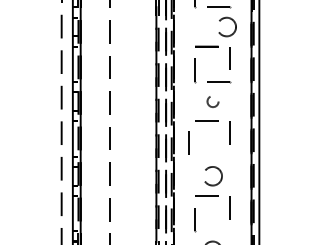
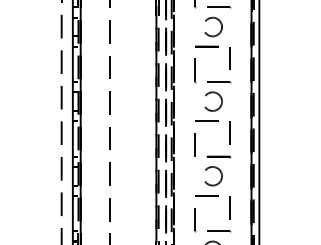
circle position: (227, 26) -> (213, 26) (213, 26)
circle size: 14x12 px -> 19x21 px (213, 101)
line position: (188, 142) -> (194, 144) (194, 144)
line: none -> present (218, 156)
line: none -> present (219, 231)
